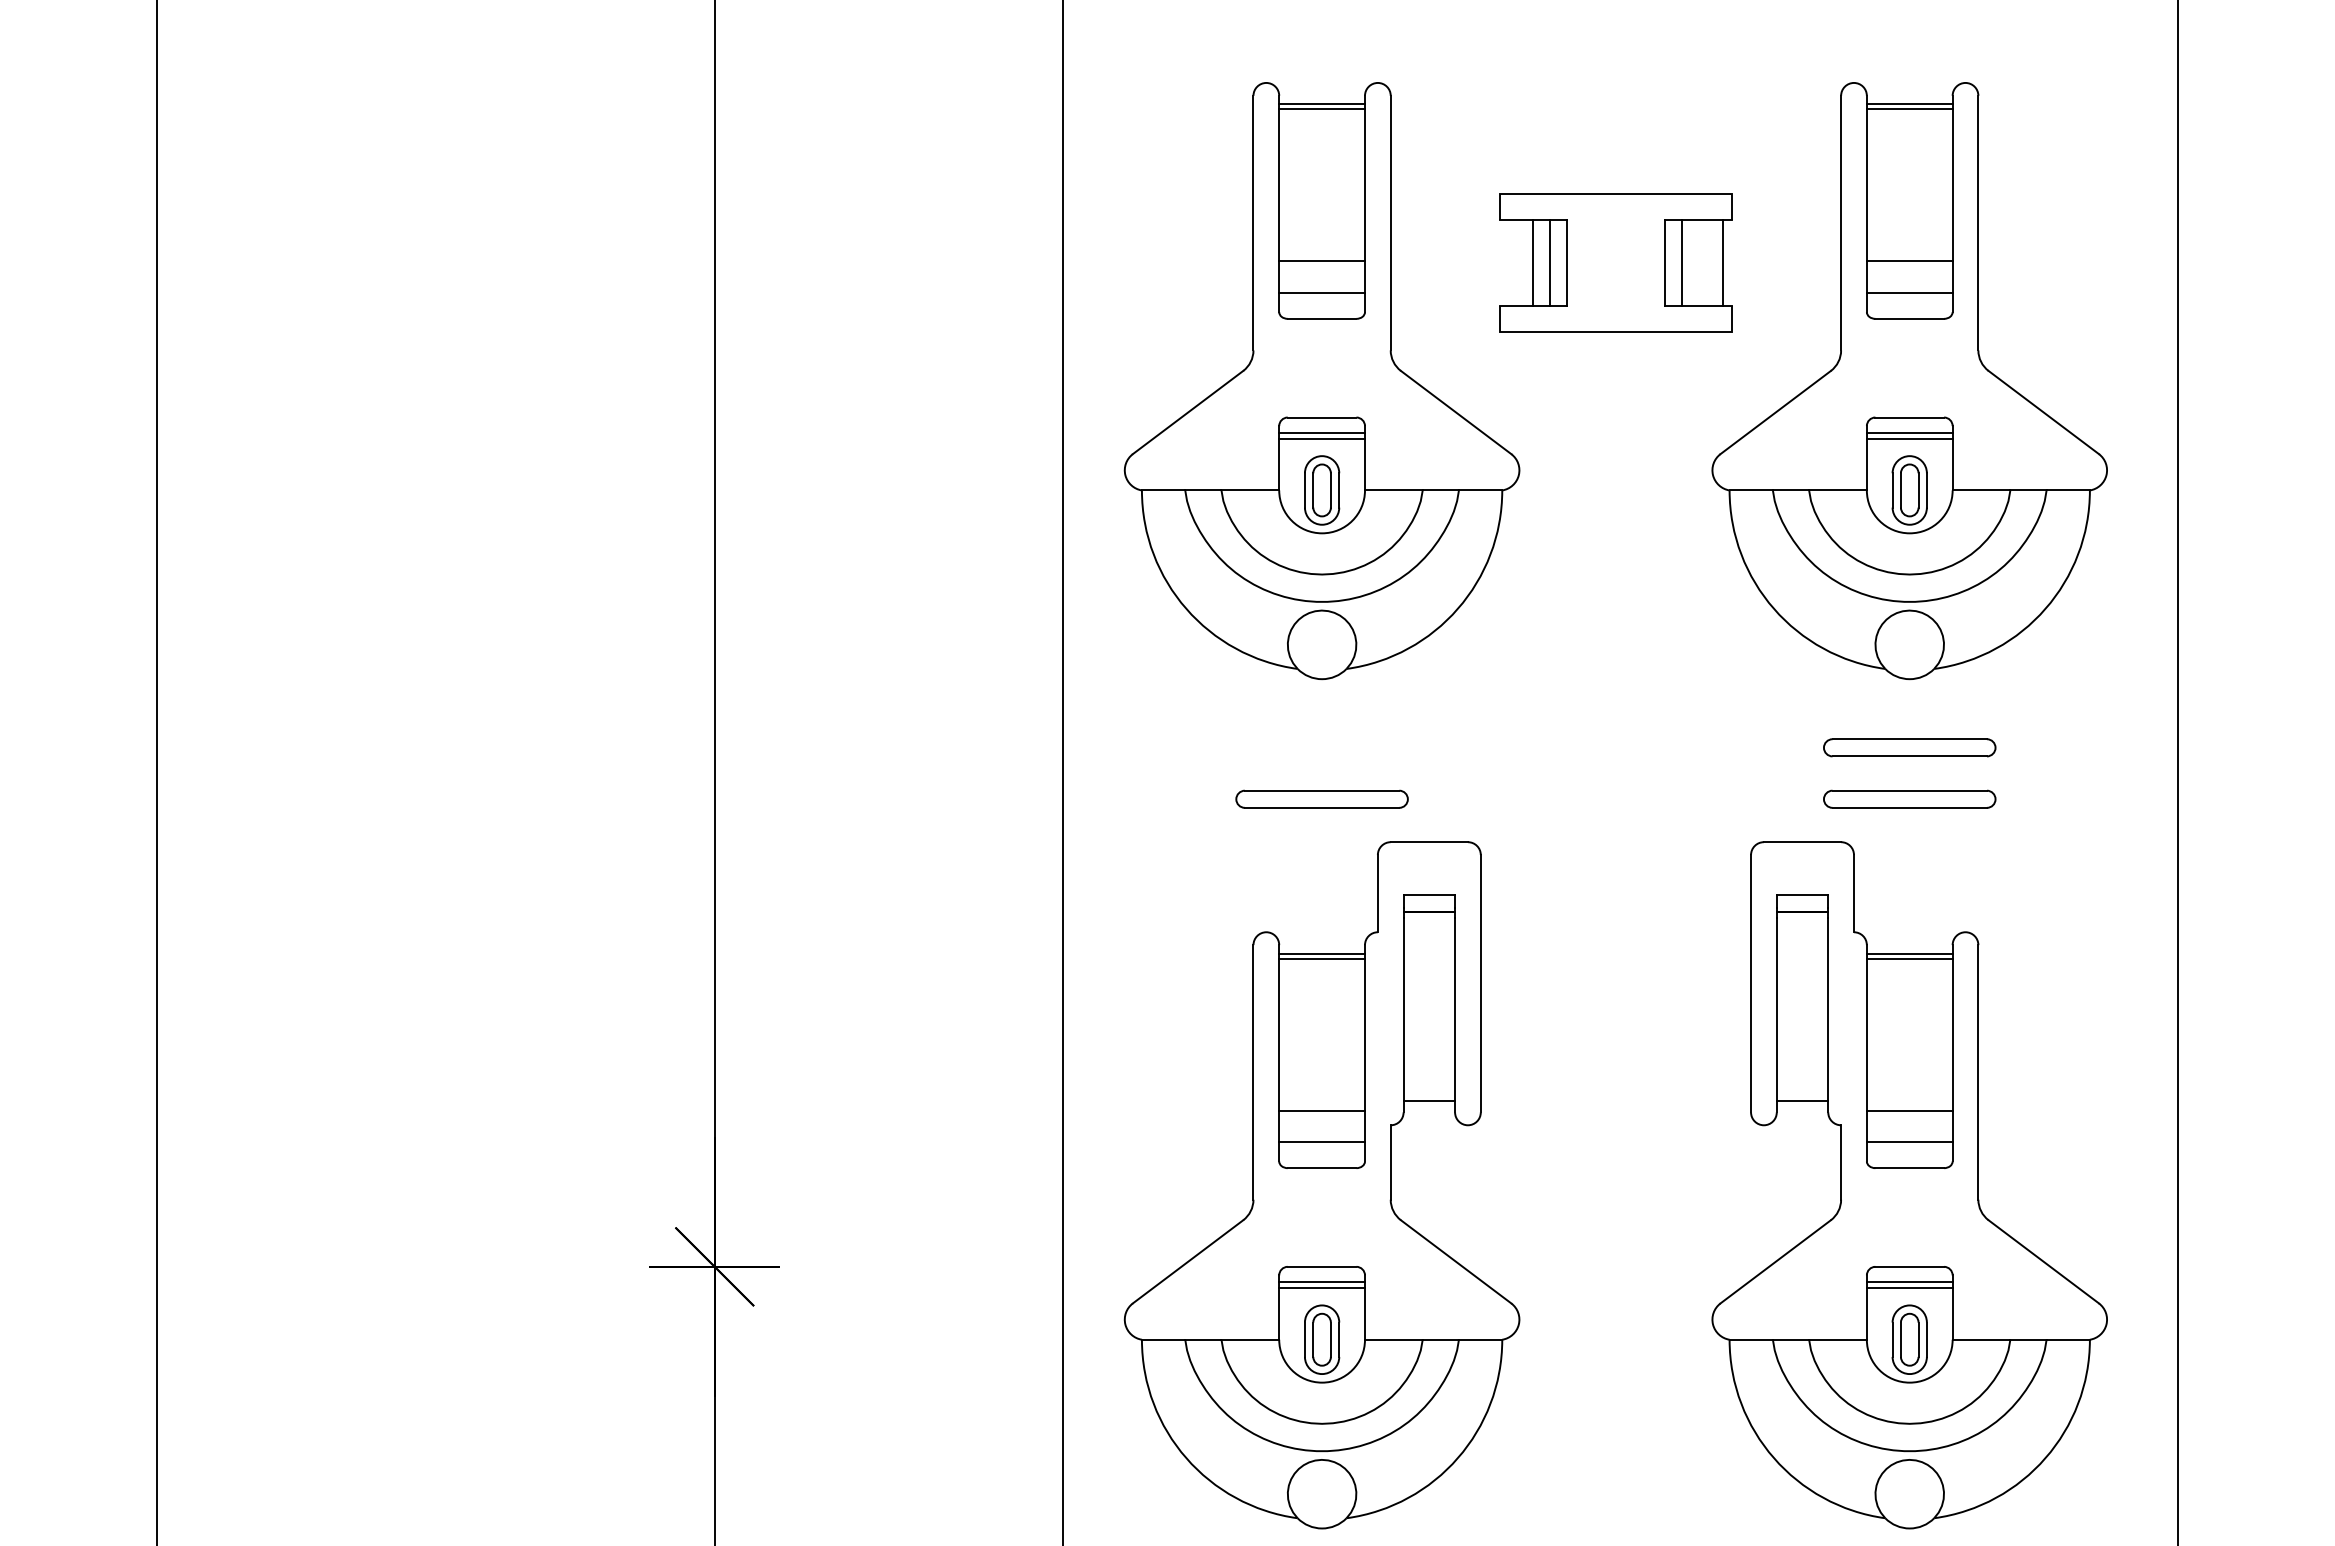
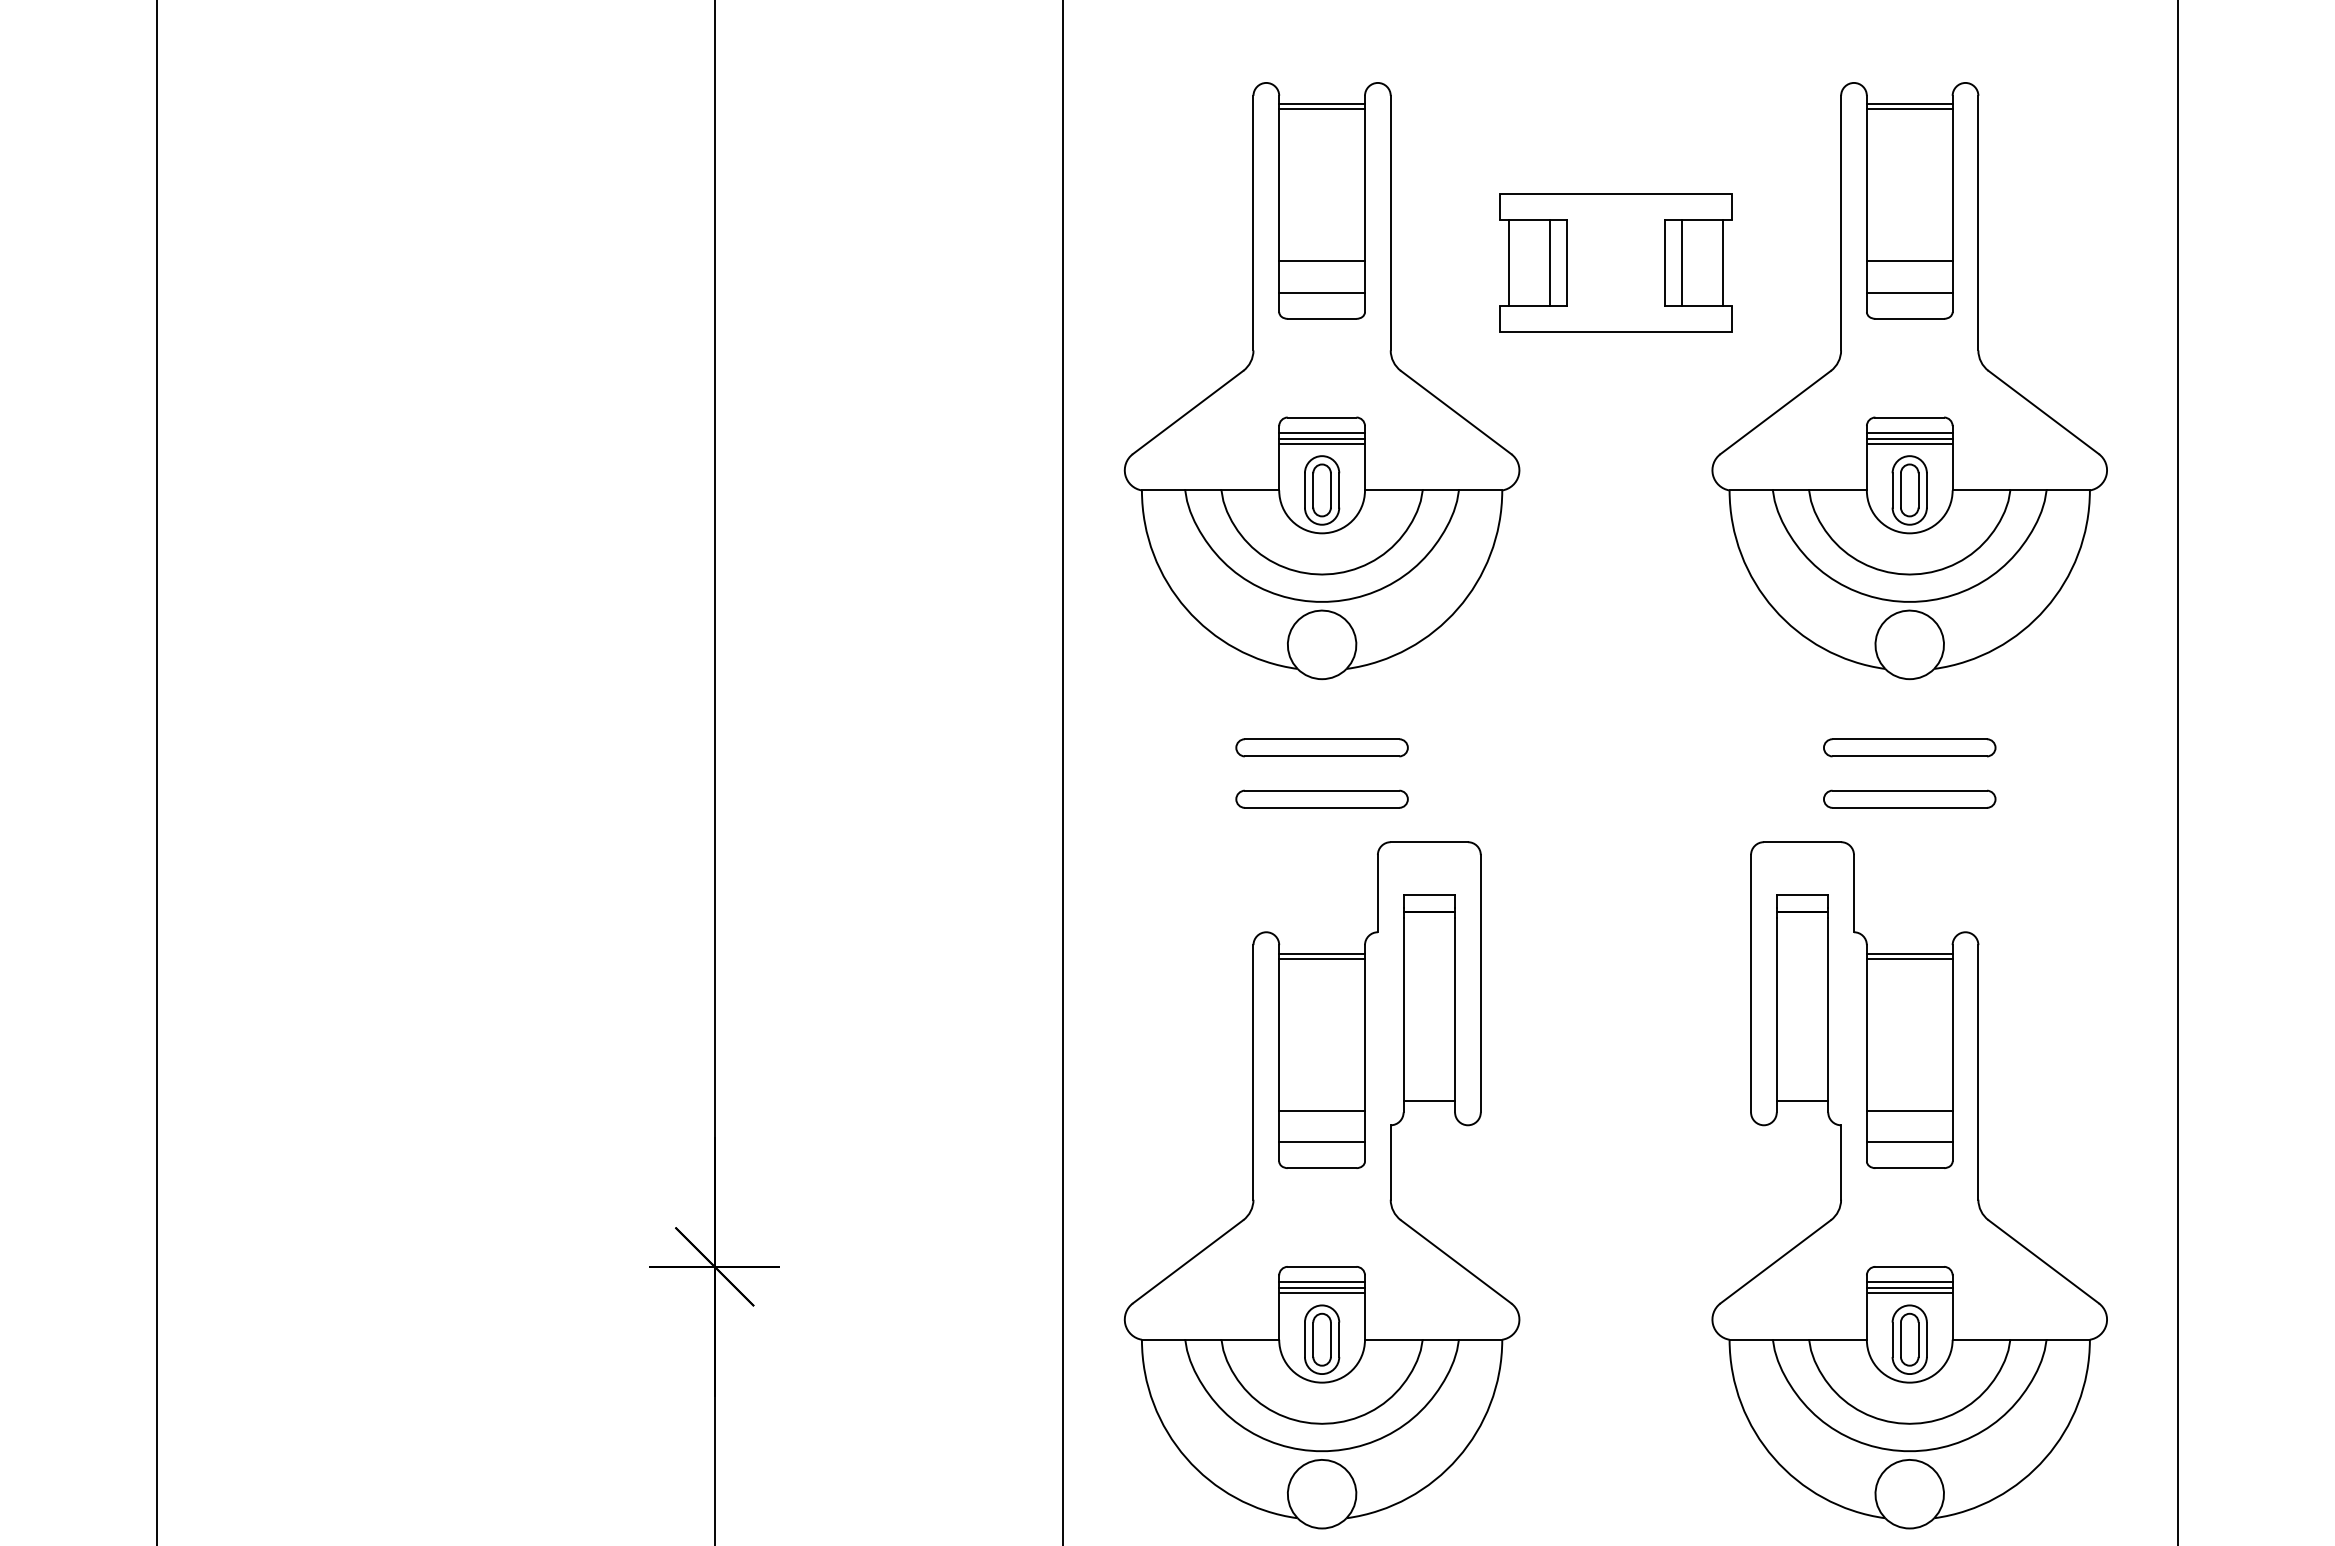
line position: (1532, 263) -> (1508, 263) (1508, 263)
line: none -> present (1322, 443)
line: none -> present (1909, 443)
part: none -> present (1321, 747)
line: none -> present (1322, 1292)
line: none -> present (1909, 1292)
